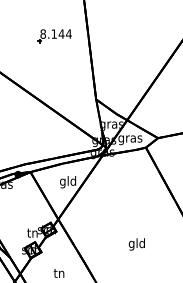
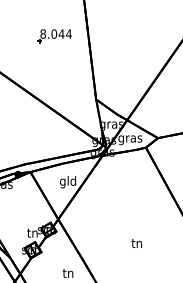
text: 8.144 -> 8.044 (54, 33)
text: gld -> tn (136, 244)
text position: (58, 273) -> (67, 273) (67, 273)
